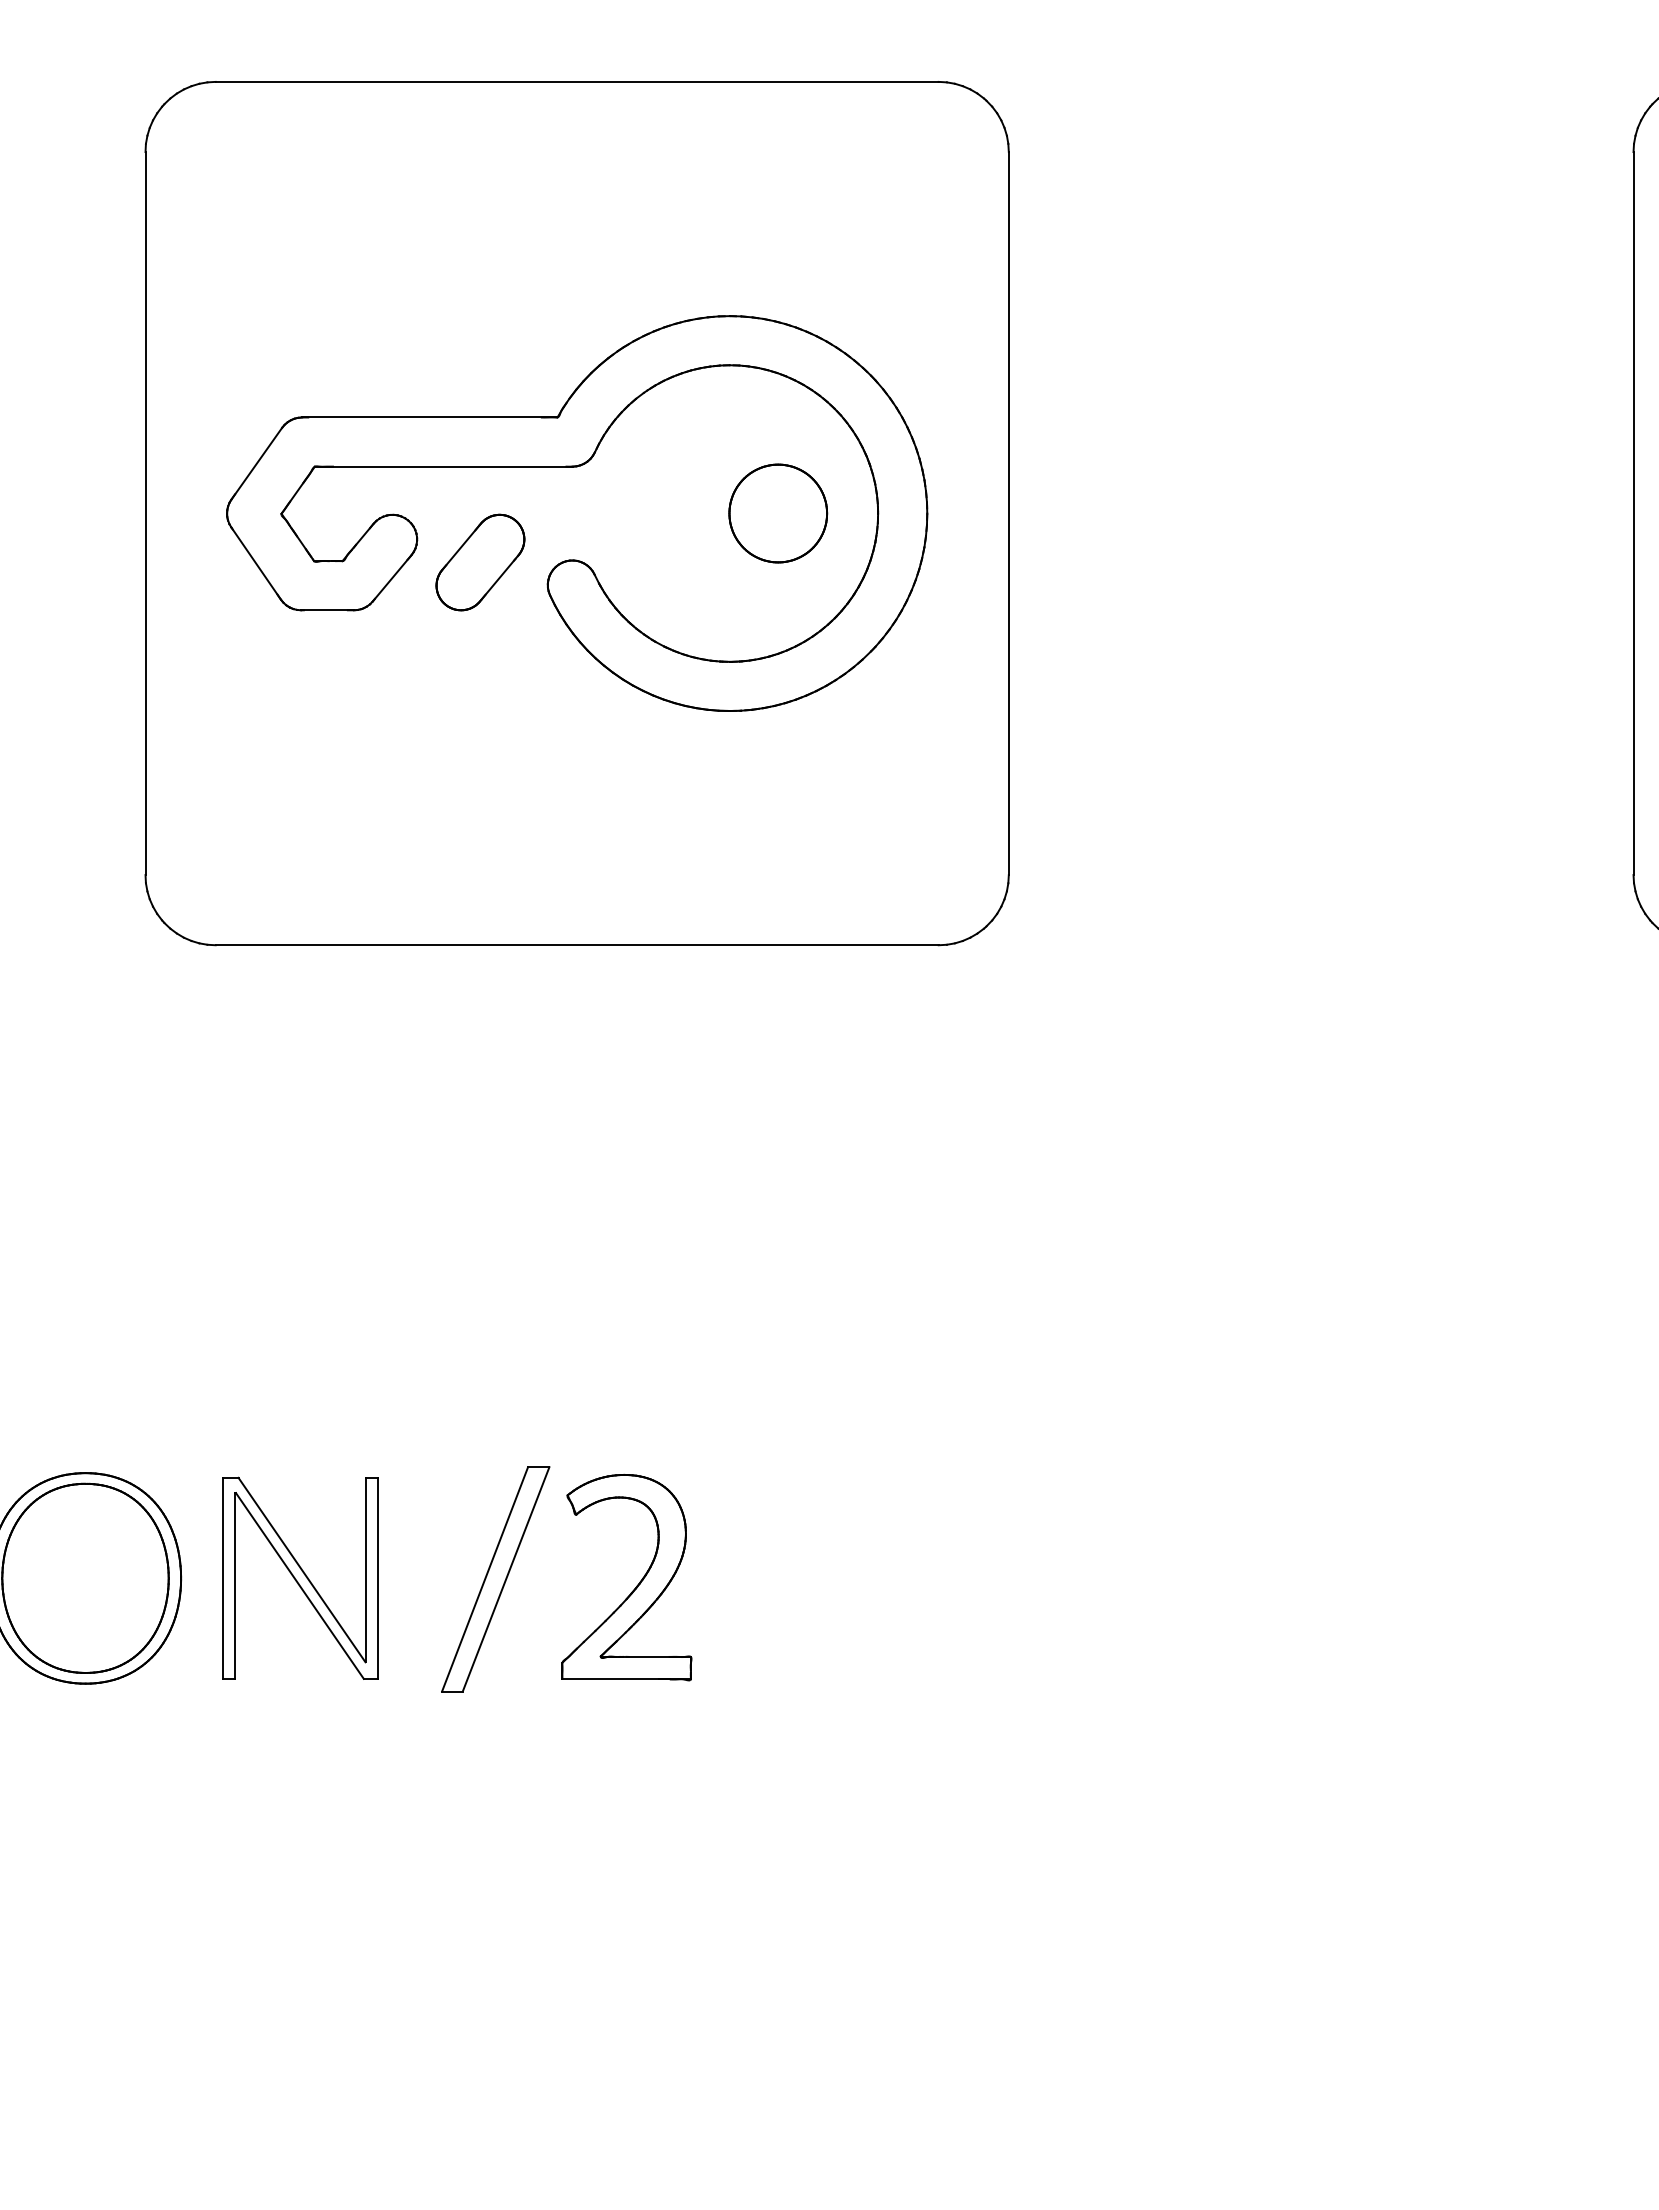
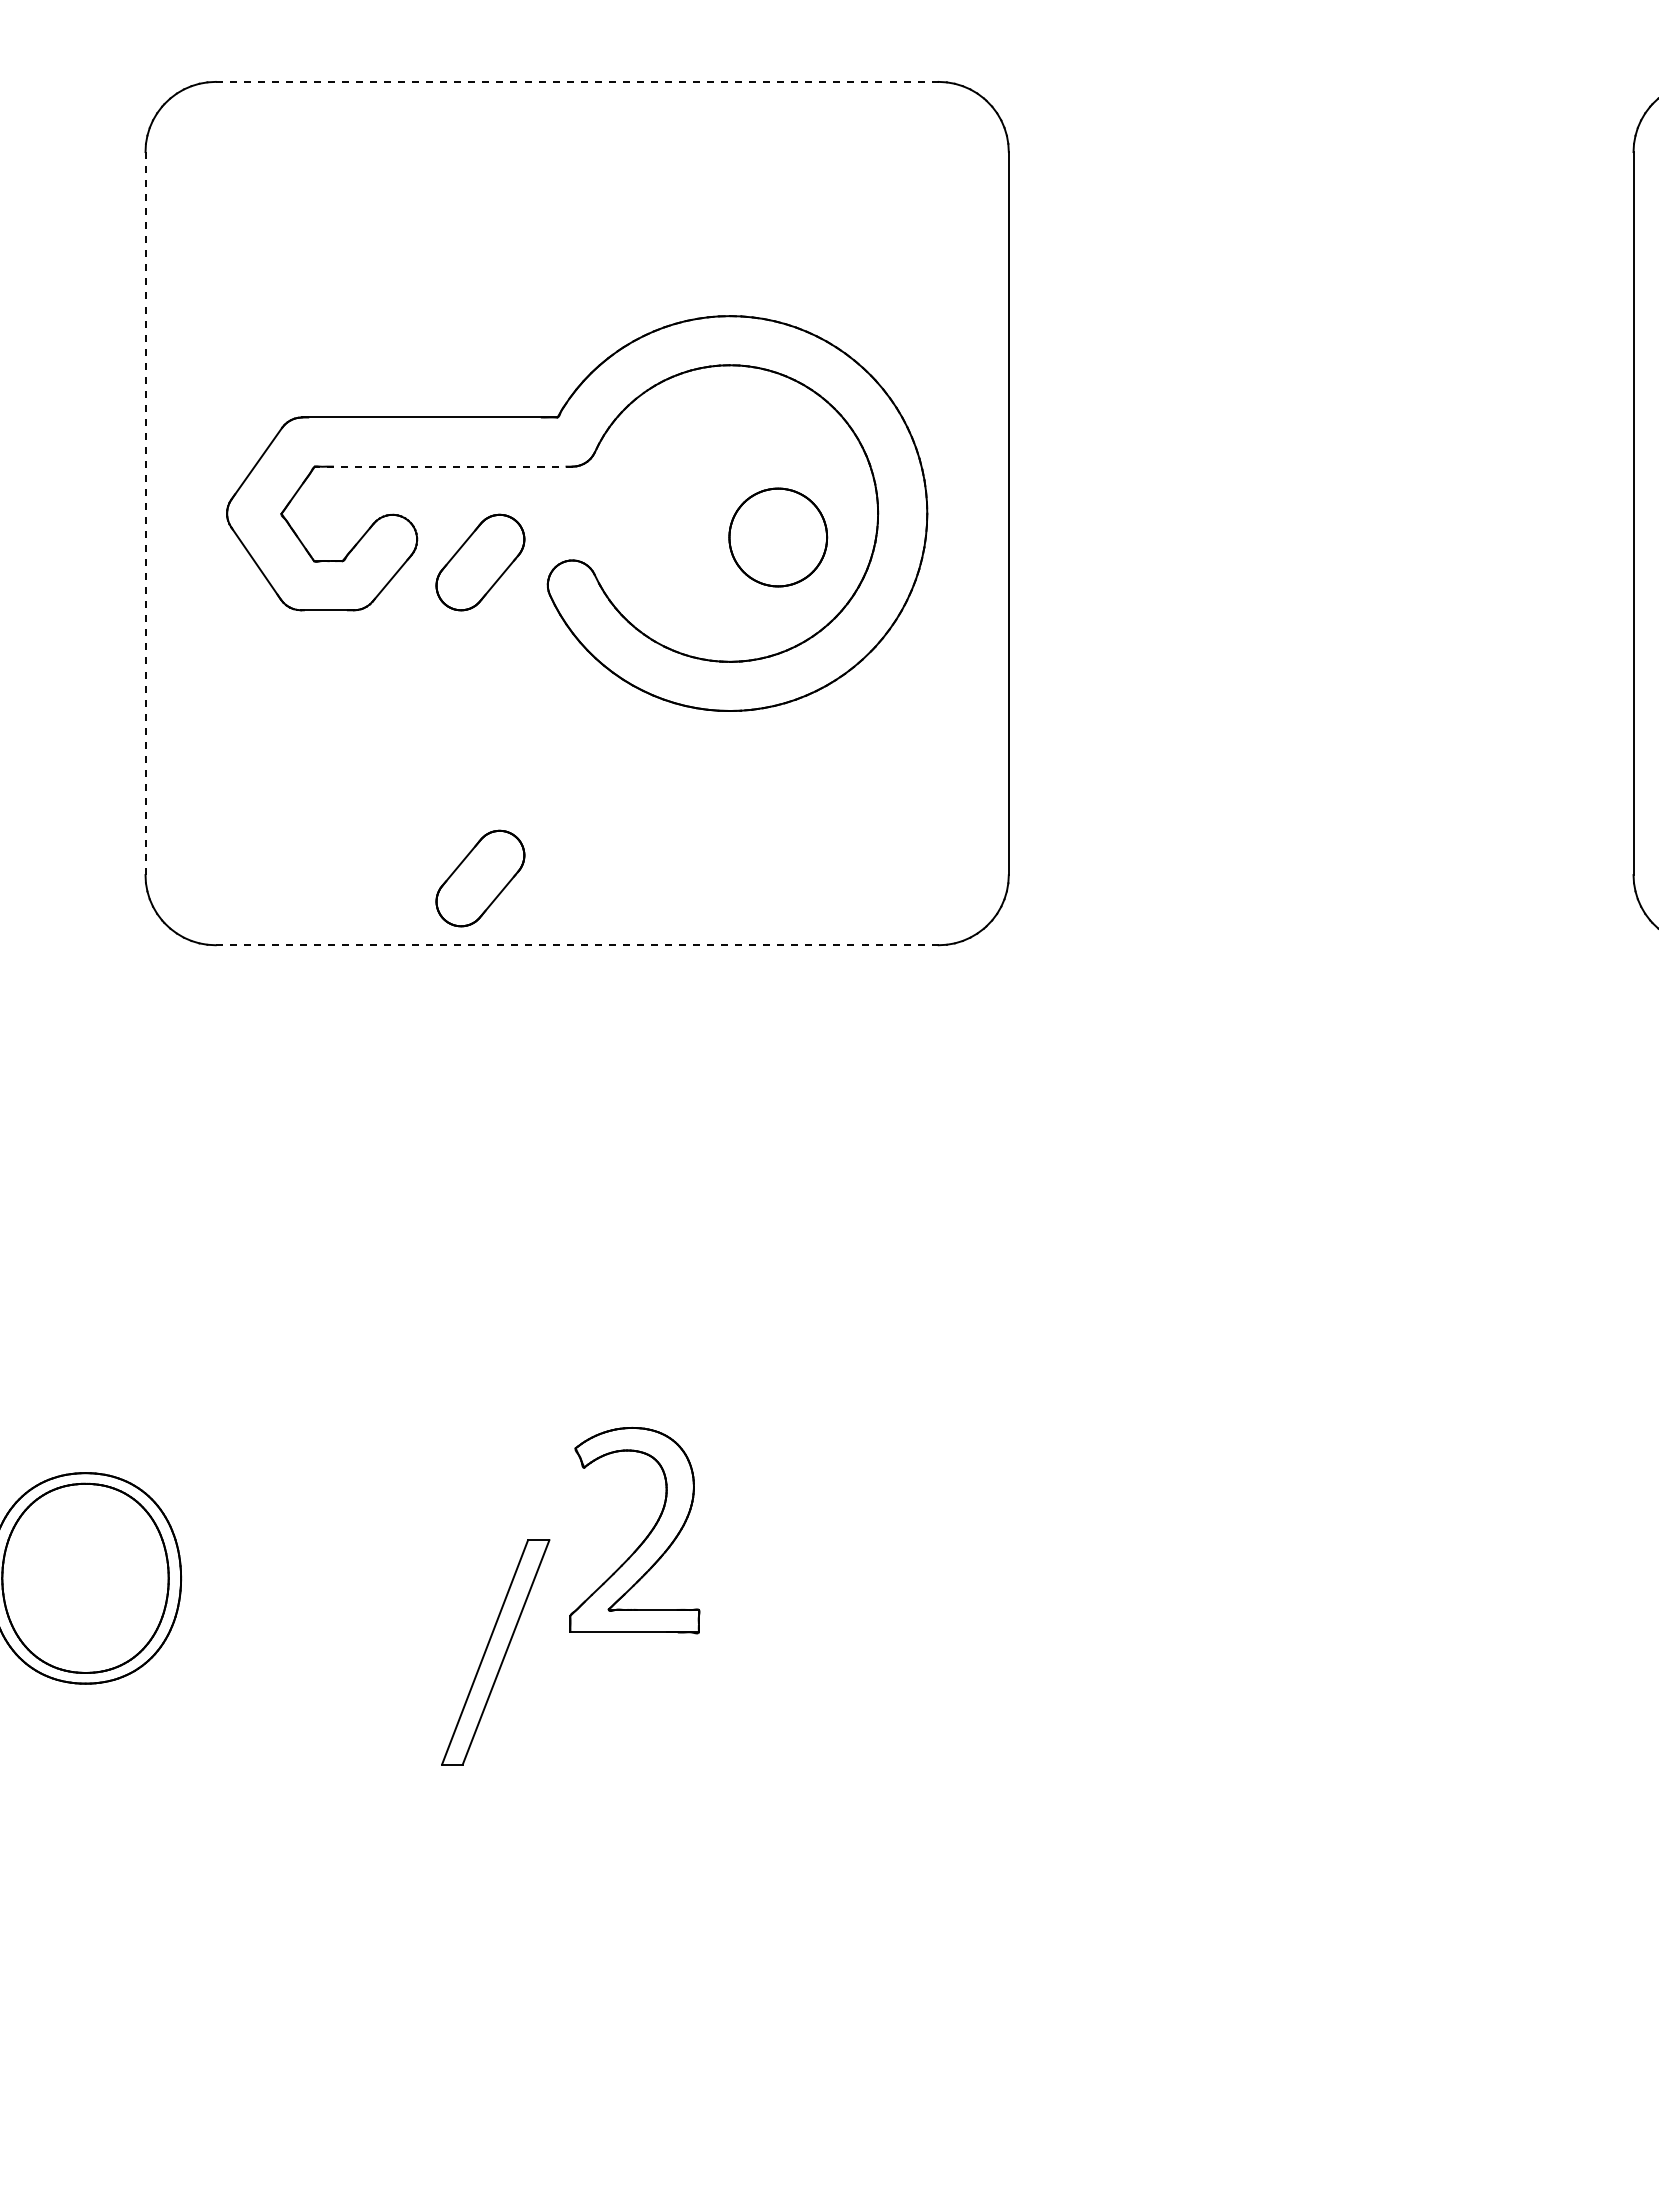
line: solid -> dashed (577, 81)
line: solid -> dashed (443, 466)
line: solid -> dashed (145, 513)
part position: (778, 513) -> (778, 537) (778, 537)
part: none -> present (480, 878)
line: solid -> dashed (577, 945)
part: present -> none (300, 1577)
part position: (495, 1579) -> (495, 1652) (495, 1652)
part position: (636, 1585) -> (644, 1538) (644, 1538)
